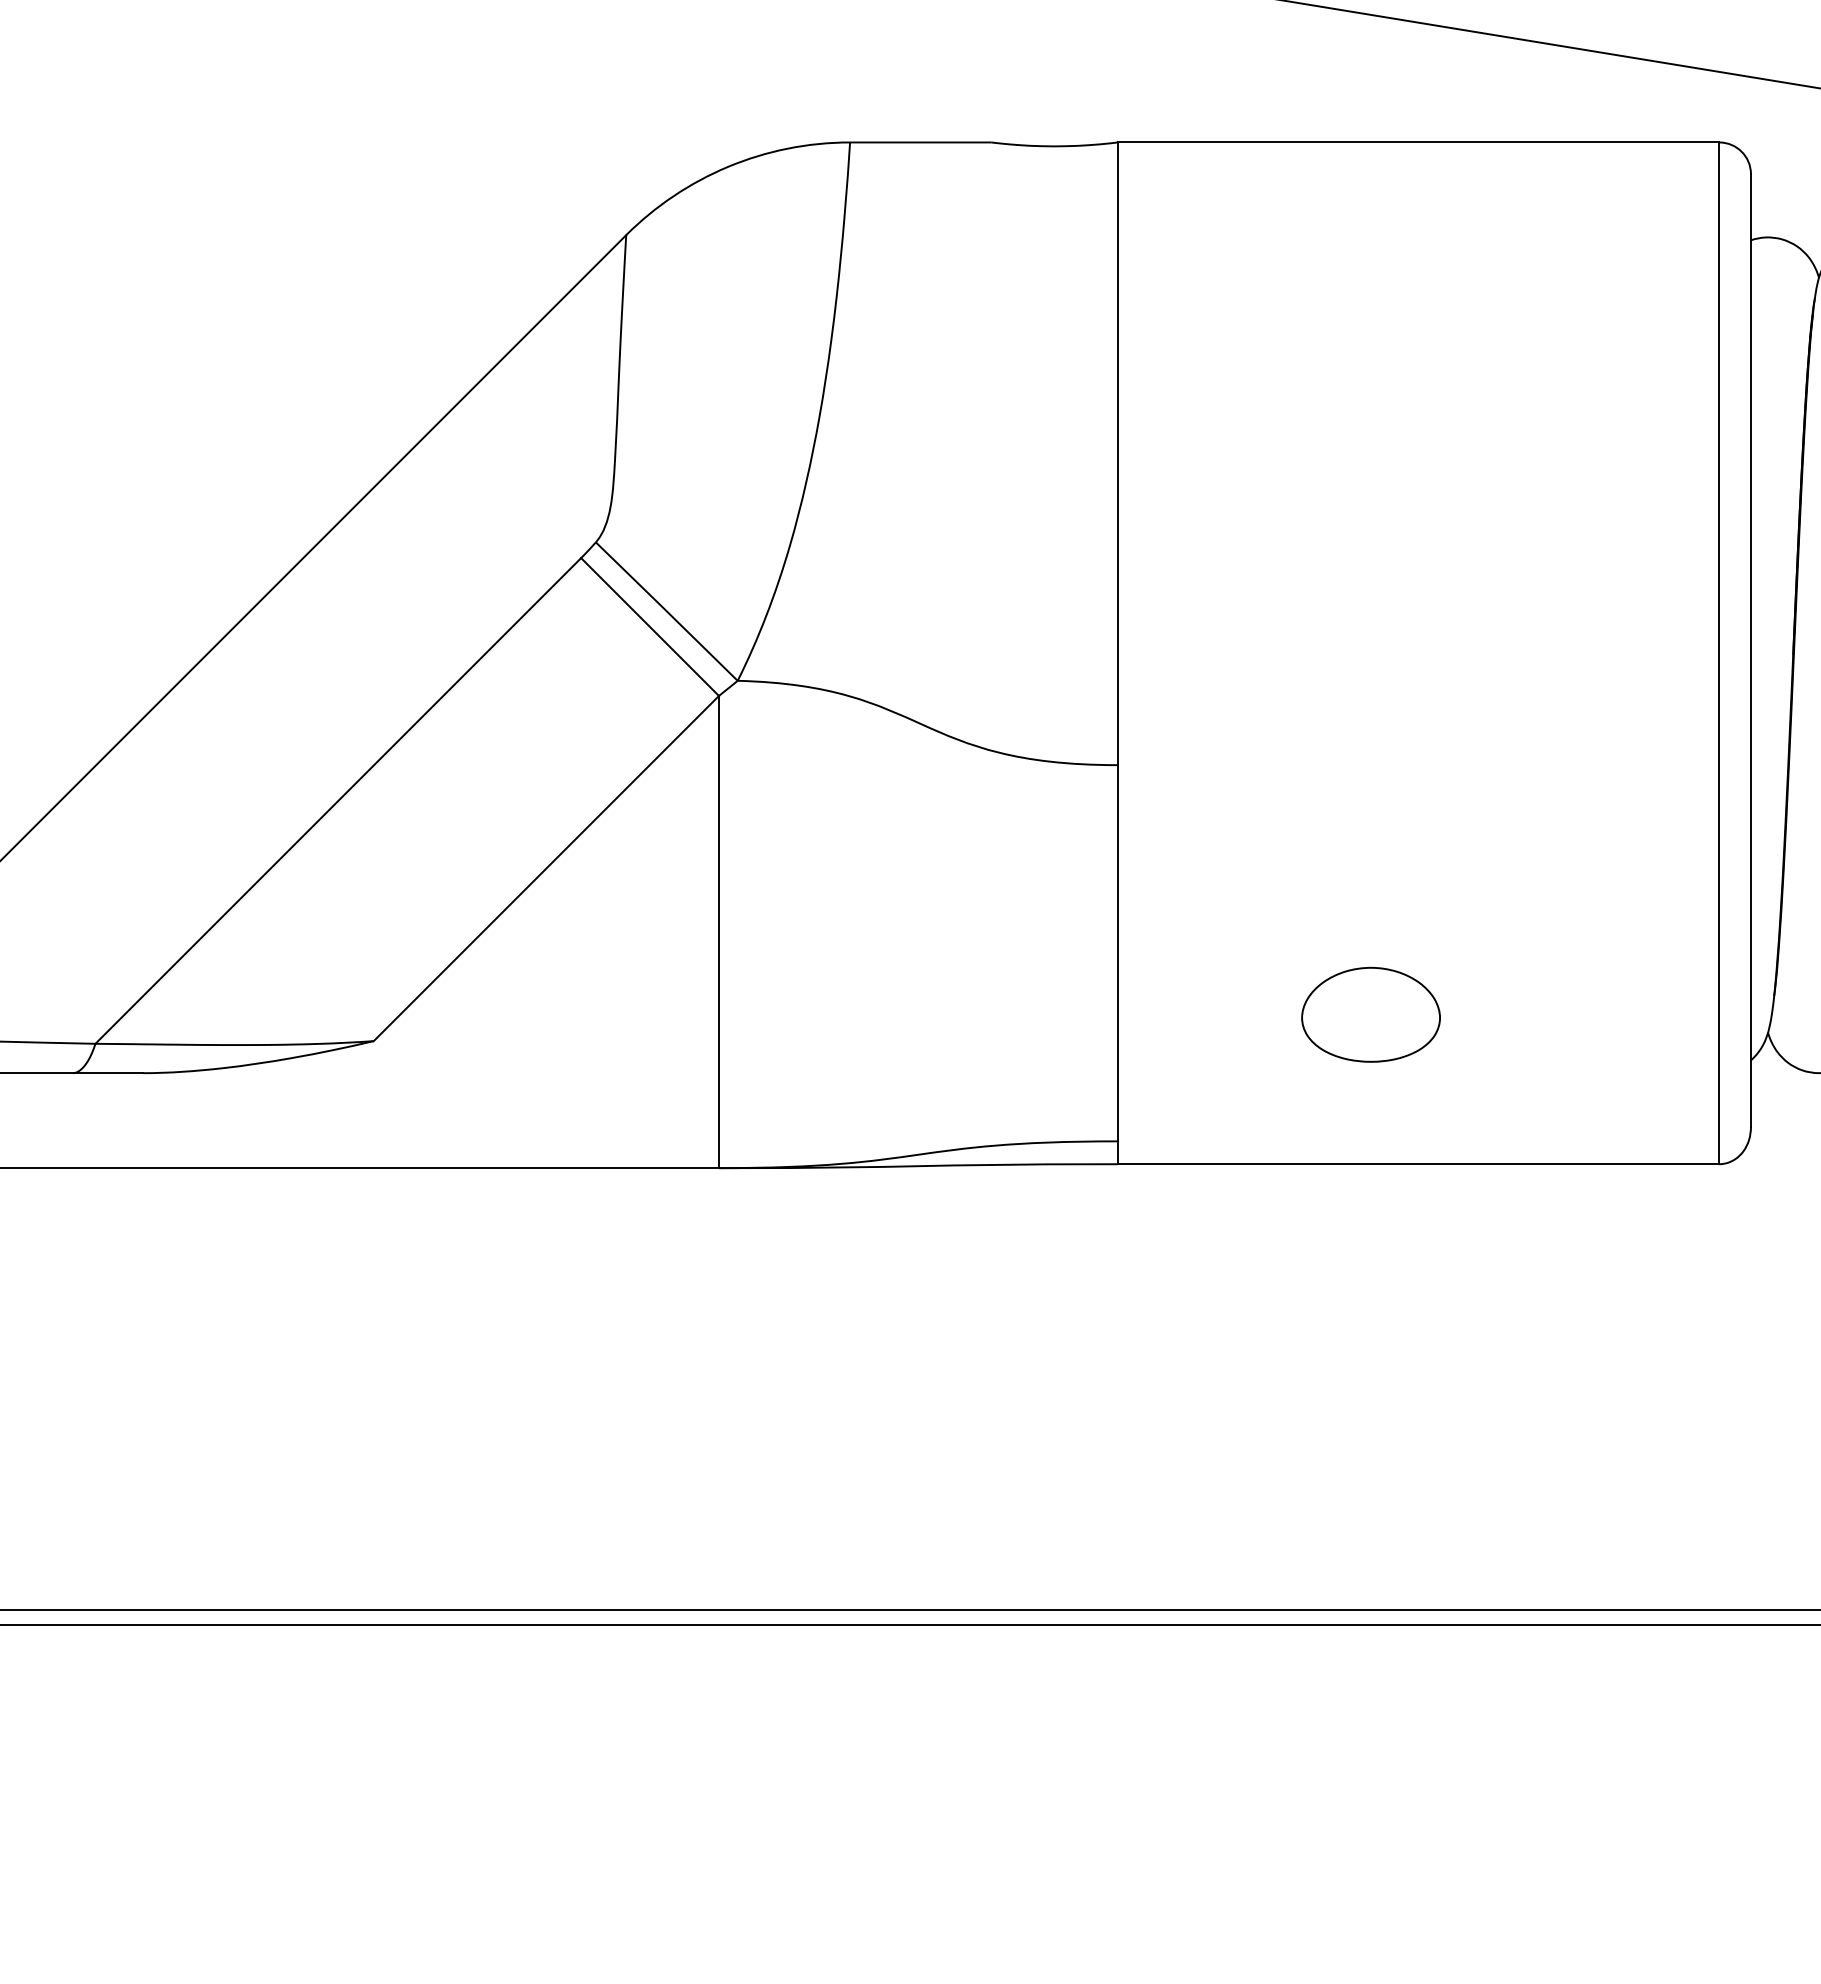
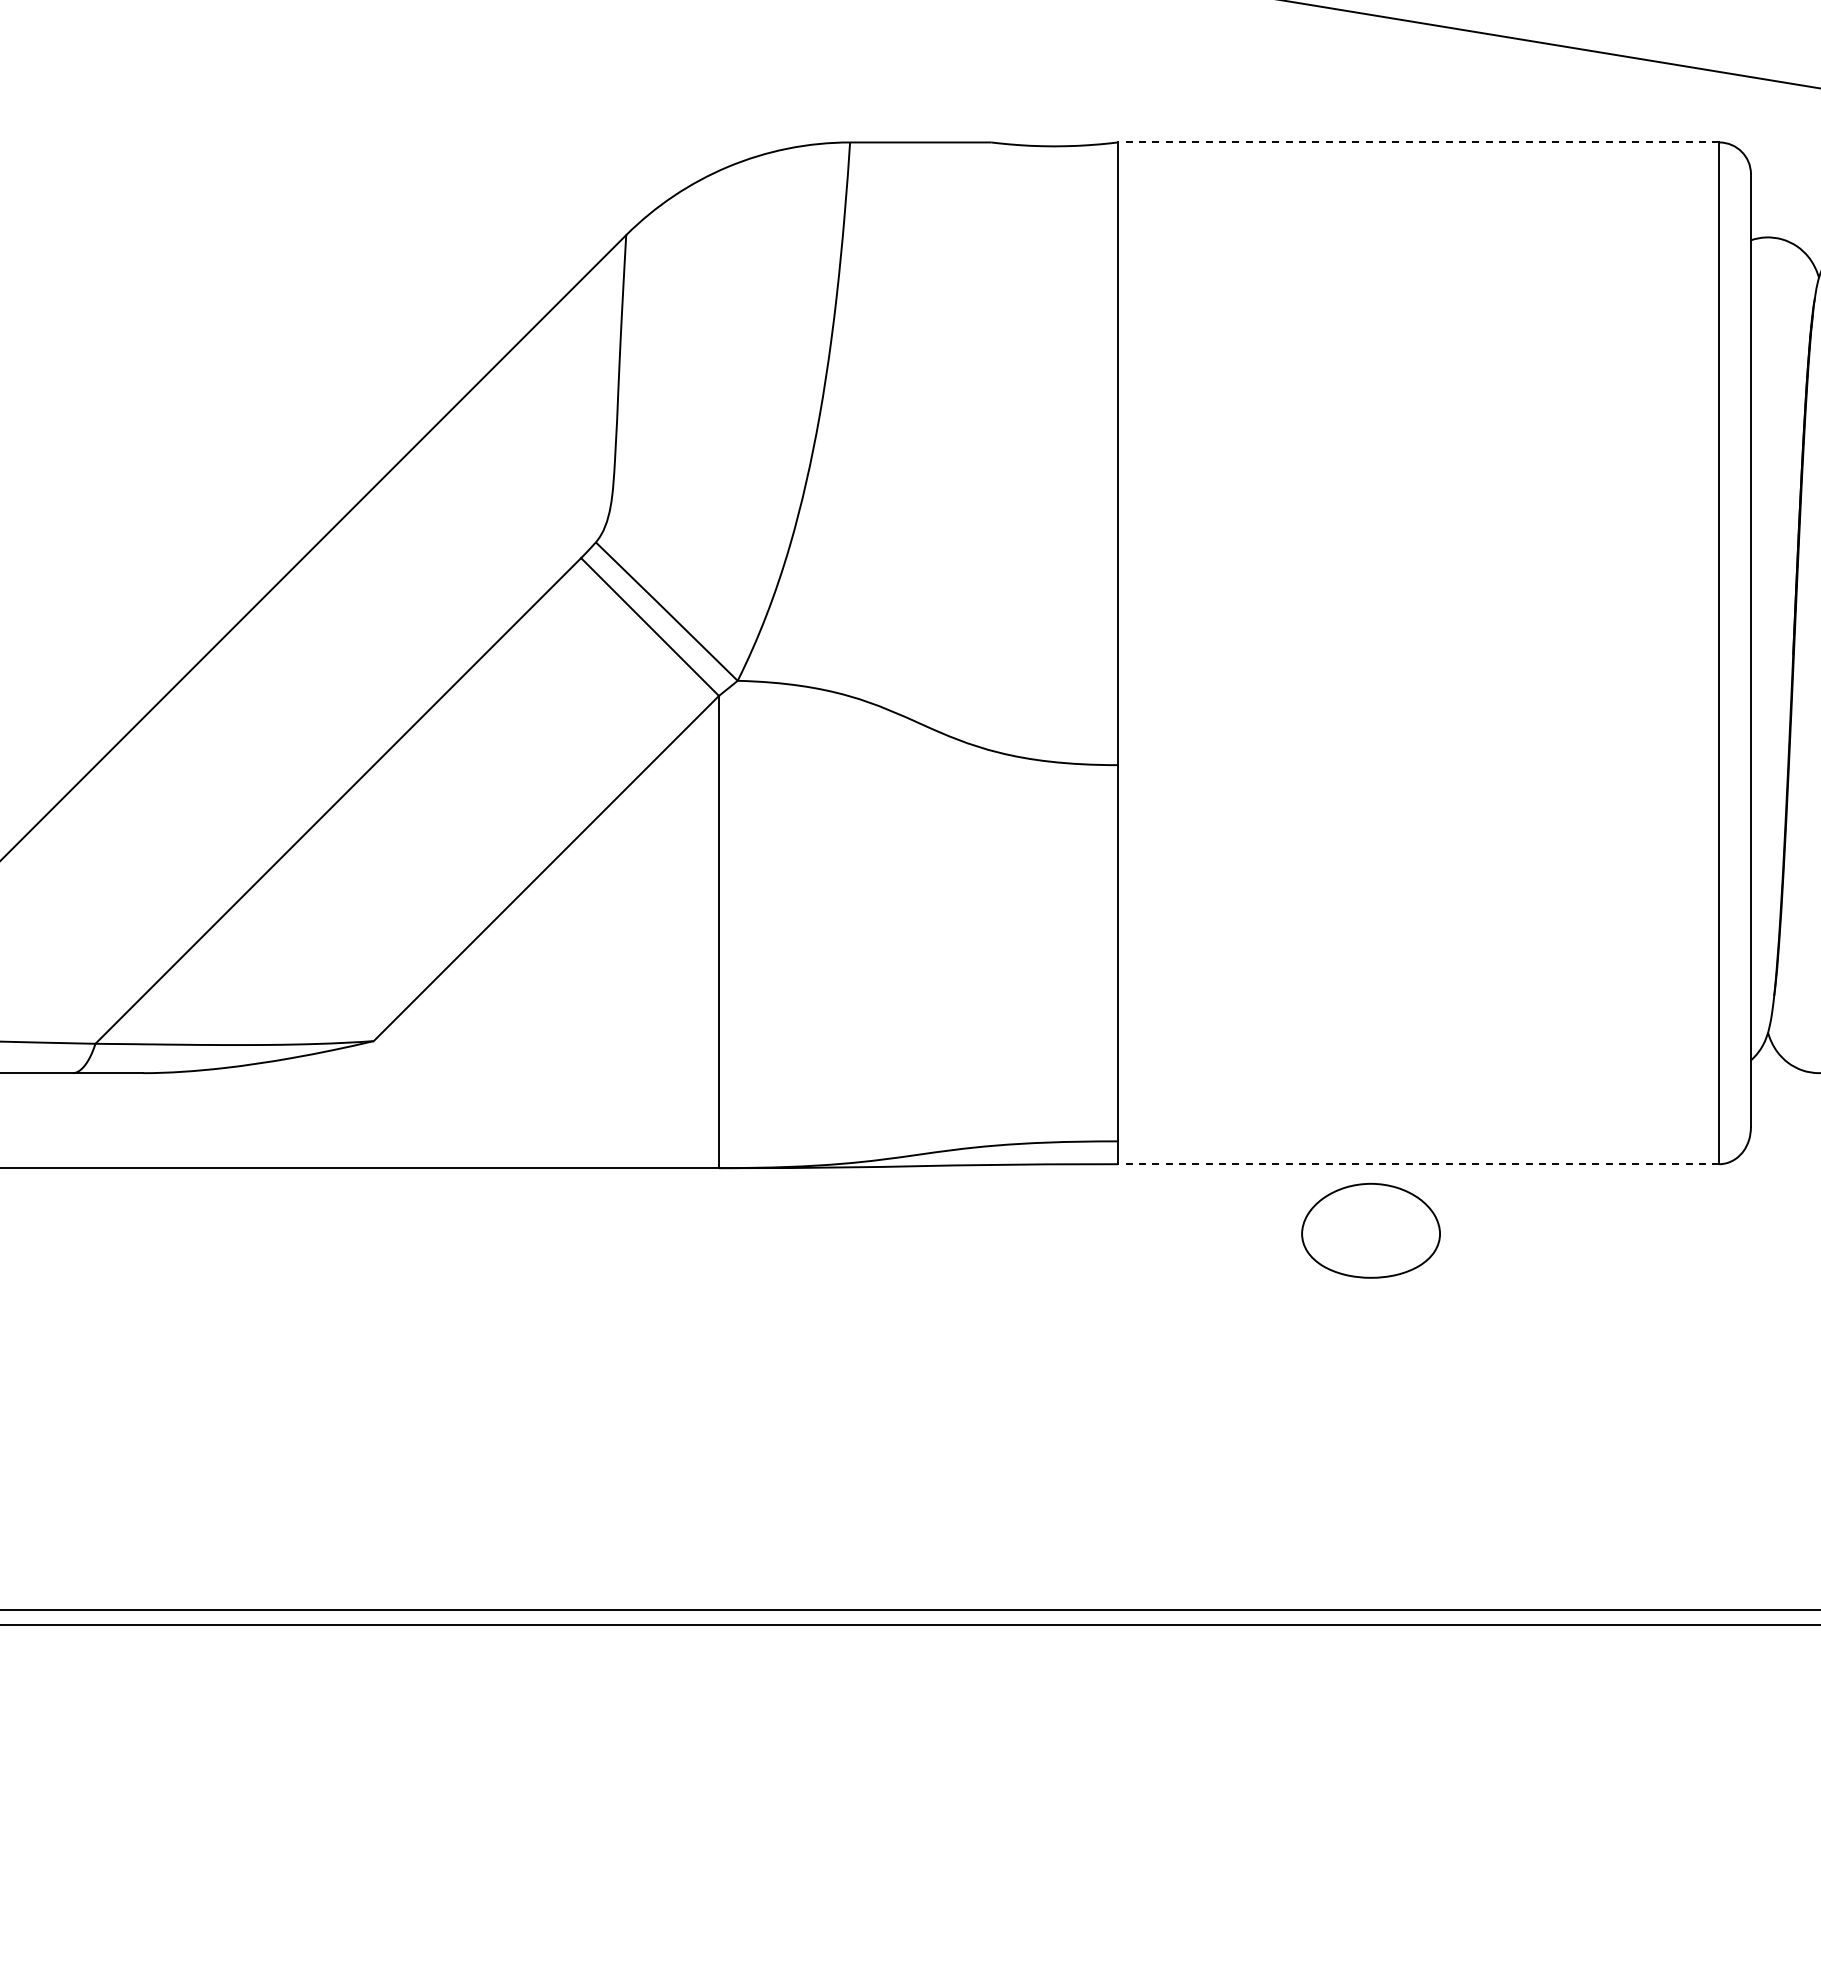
line: solid -> dashed (1418, 142)
part position: (1370, 1014) -> (1370, 1230) (1370, 1230)
line: solid -> dashed (1418, 1164)
